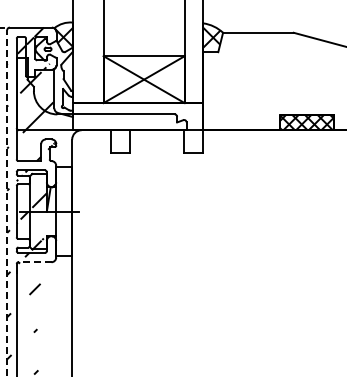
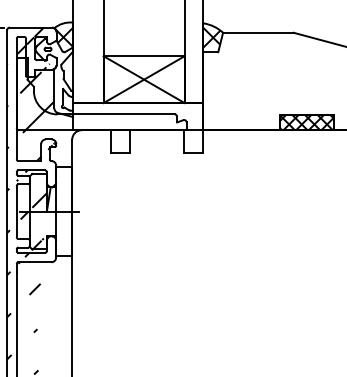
line: dashed -> solid (7, 203)
line: dashed -> solid (34, 262)
